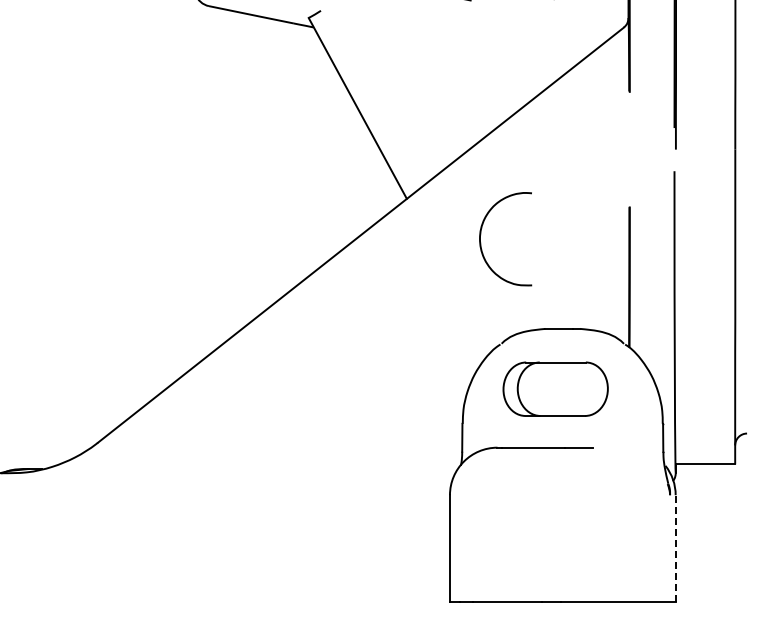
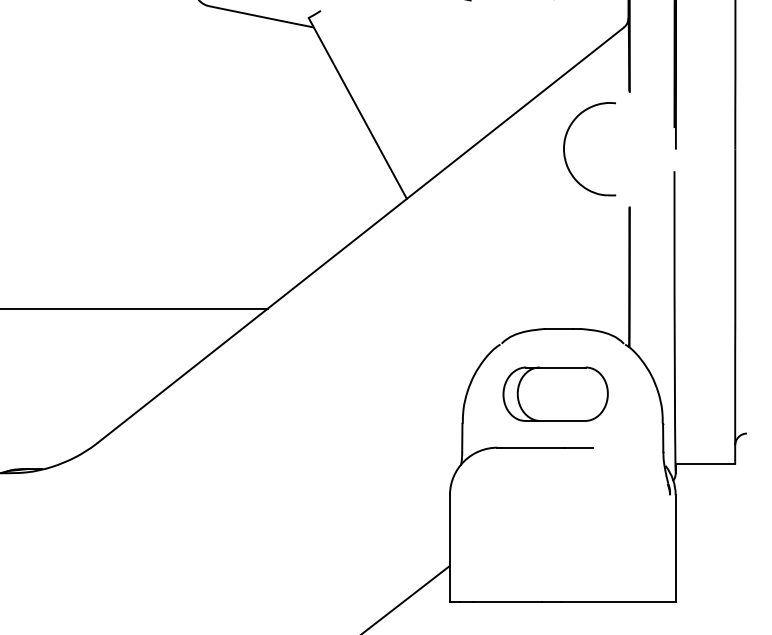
curve position: (481, 242) -> (565, 152) (565, 152)
line: none -> present (134, 309)
part position: (555, 388) -> (555, 393) (555, 393)
line: dashed -> solid (675, 548)
line: none -> present (407, 598)
